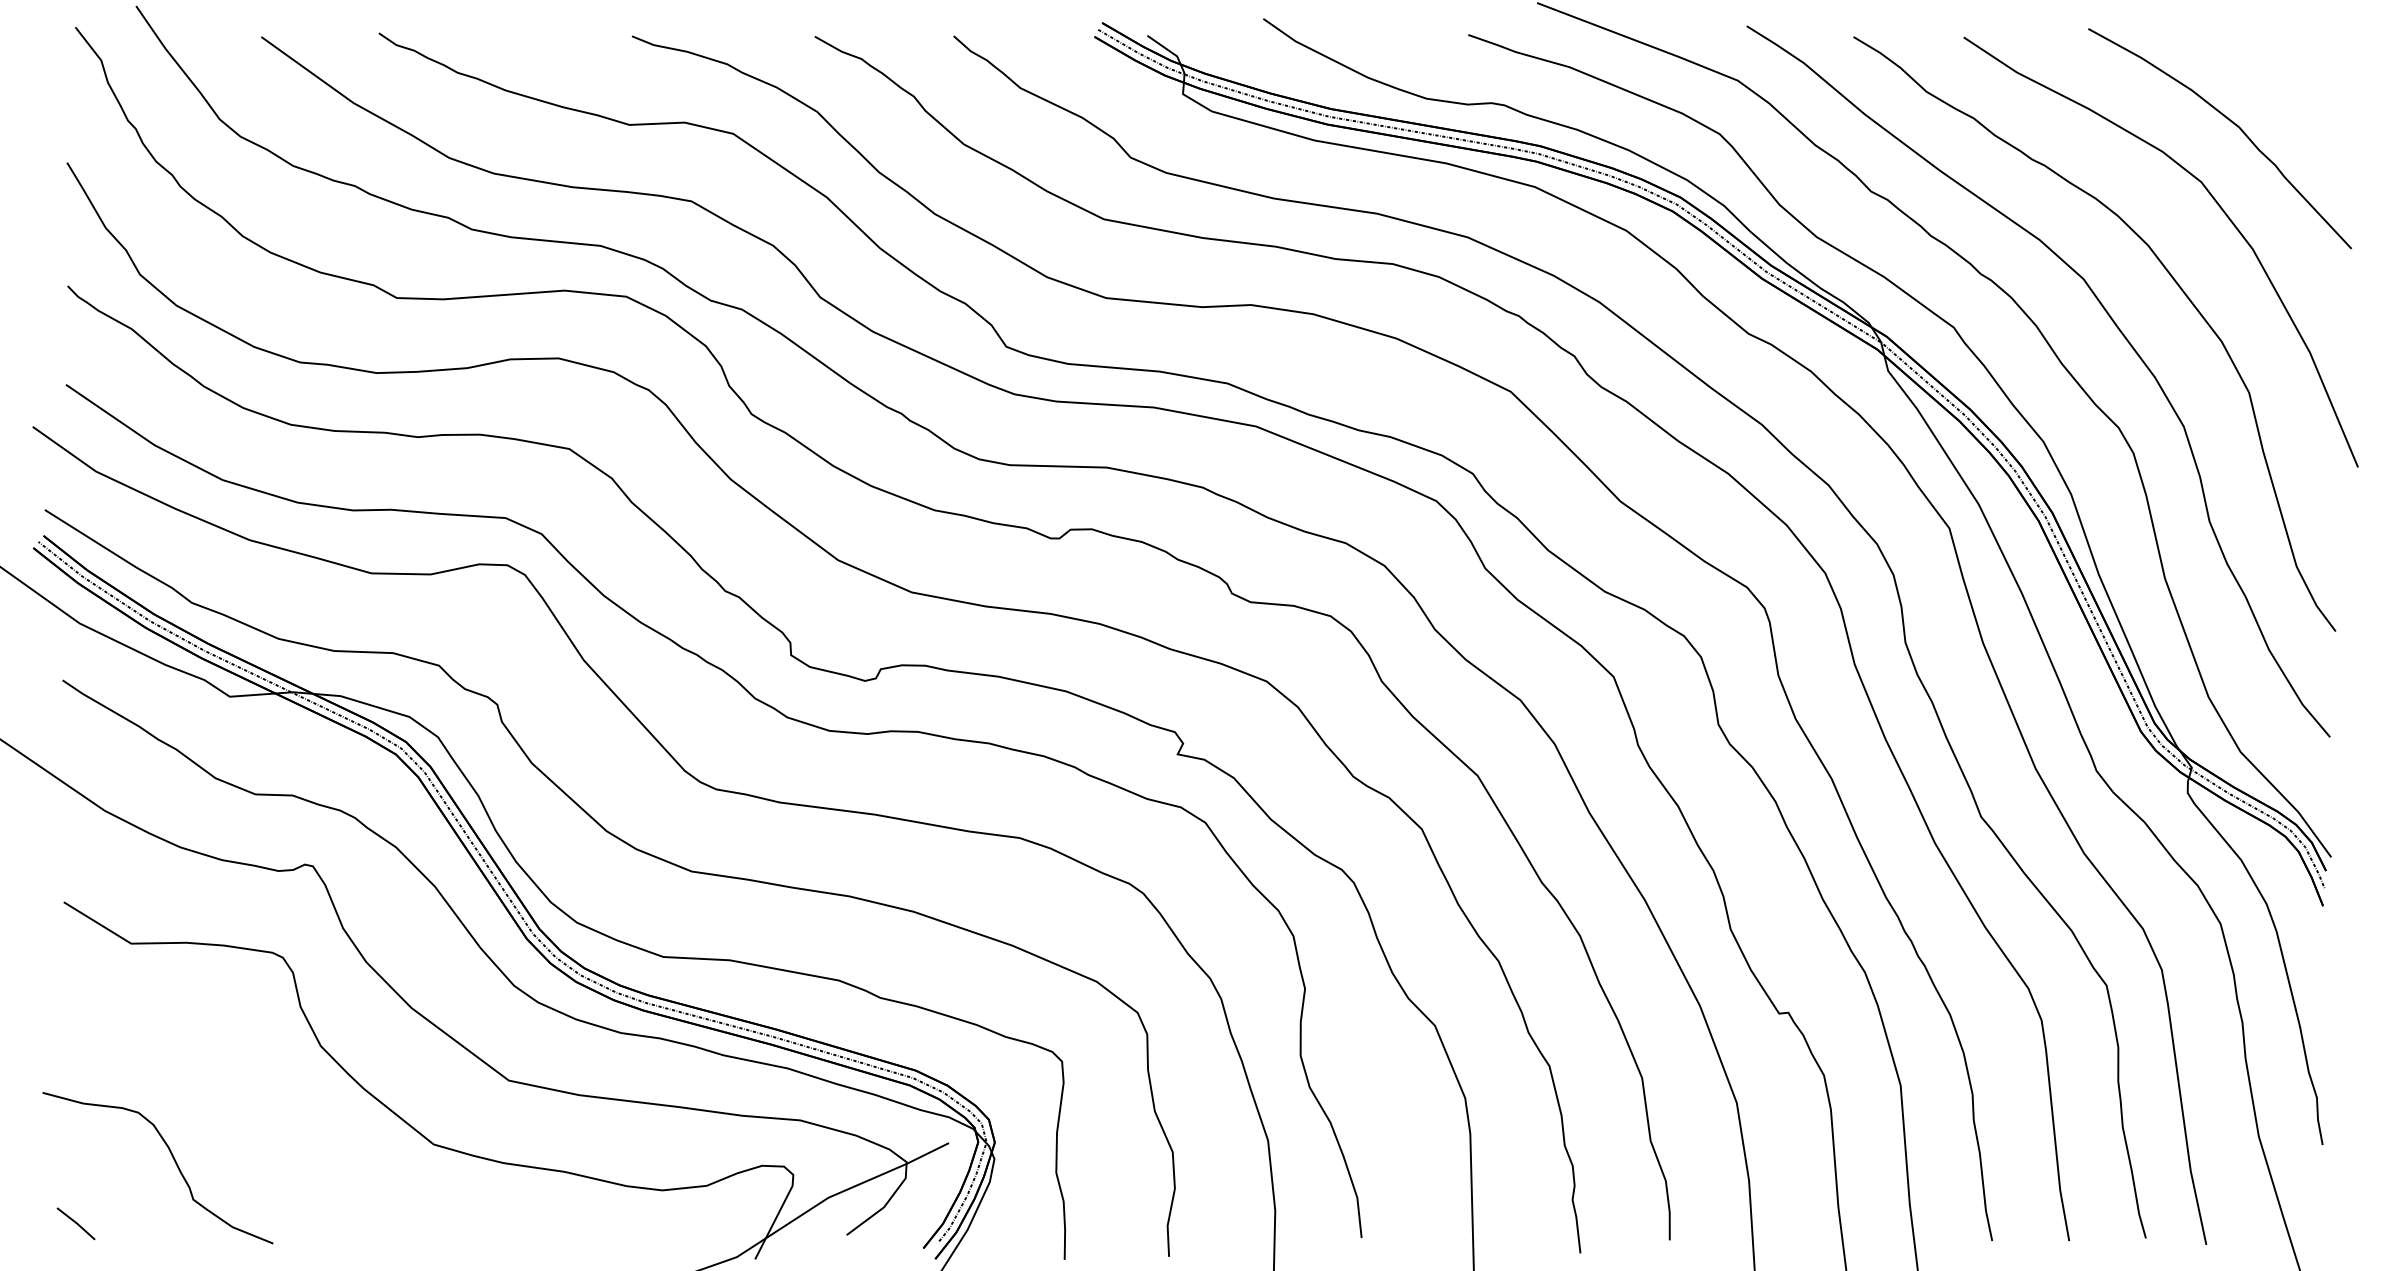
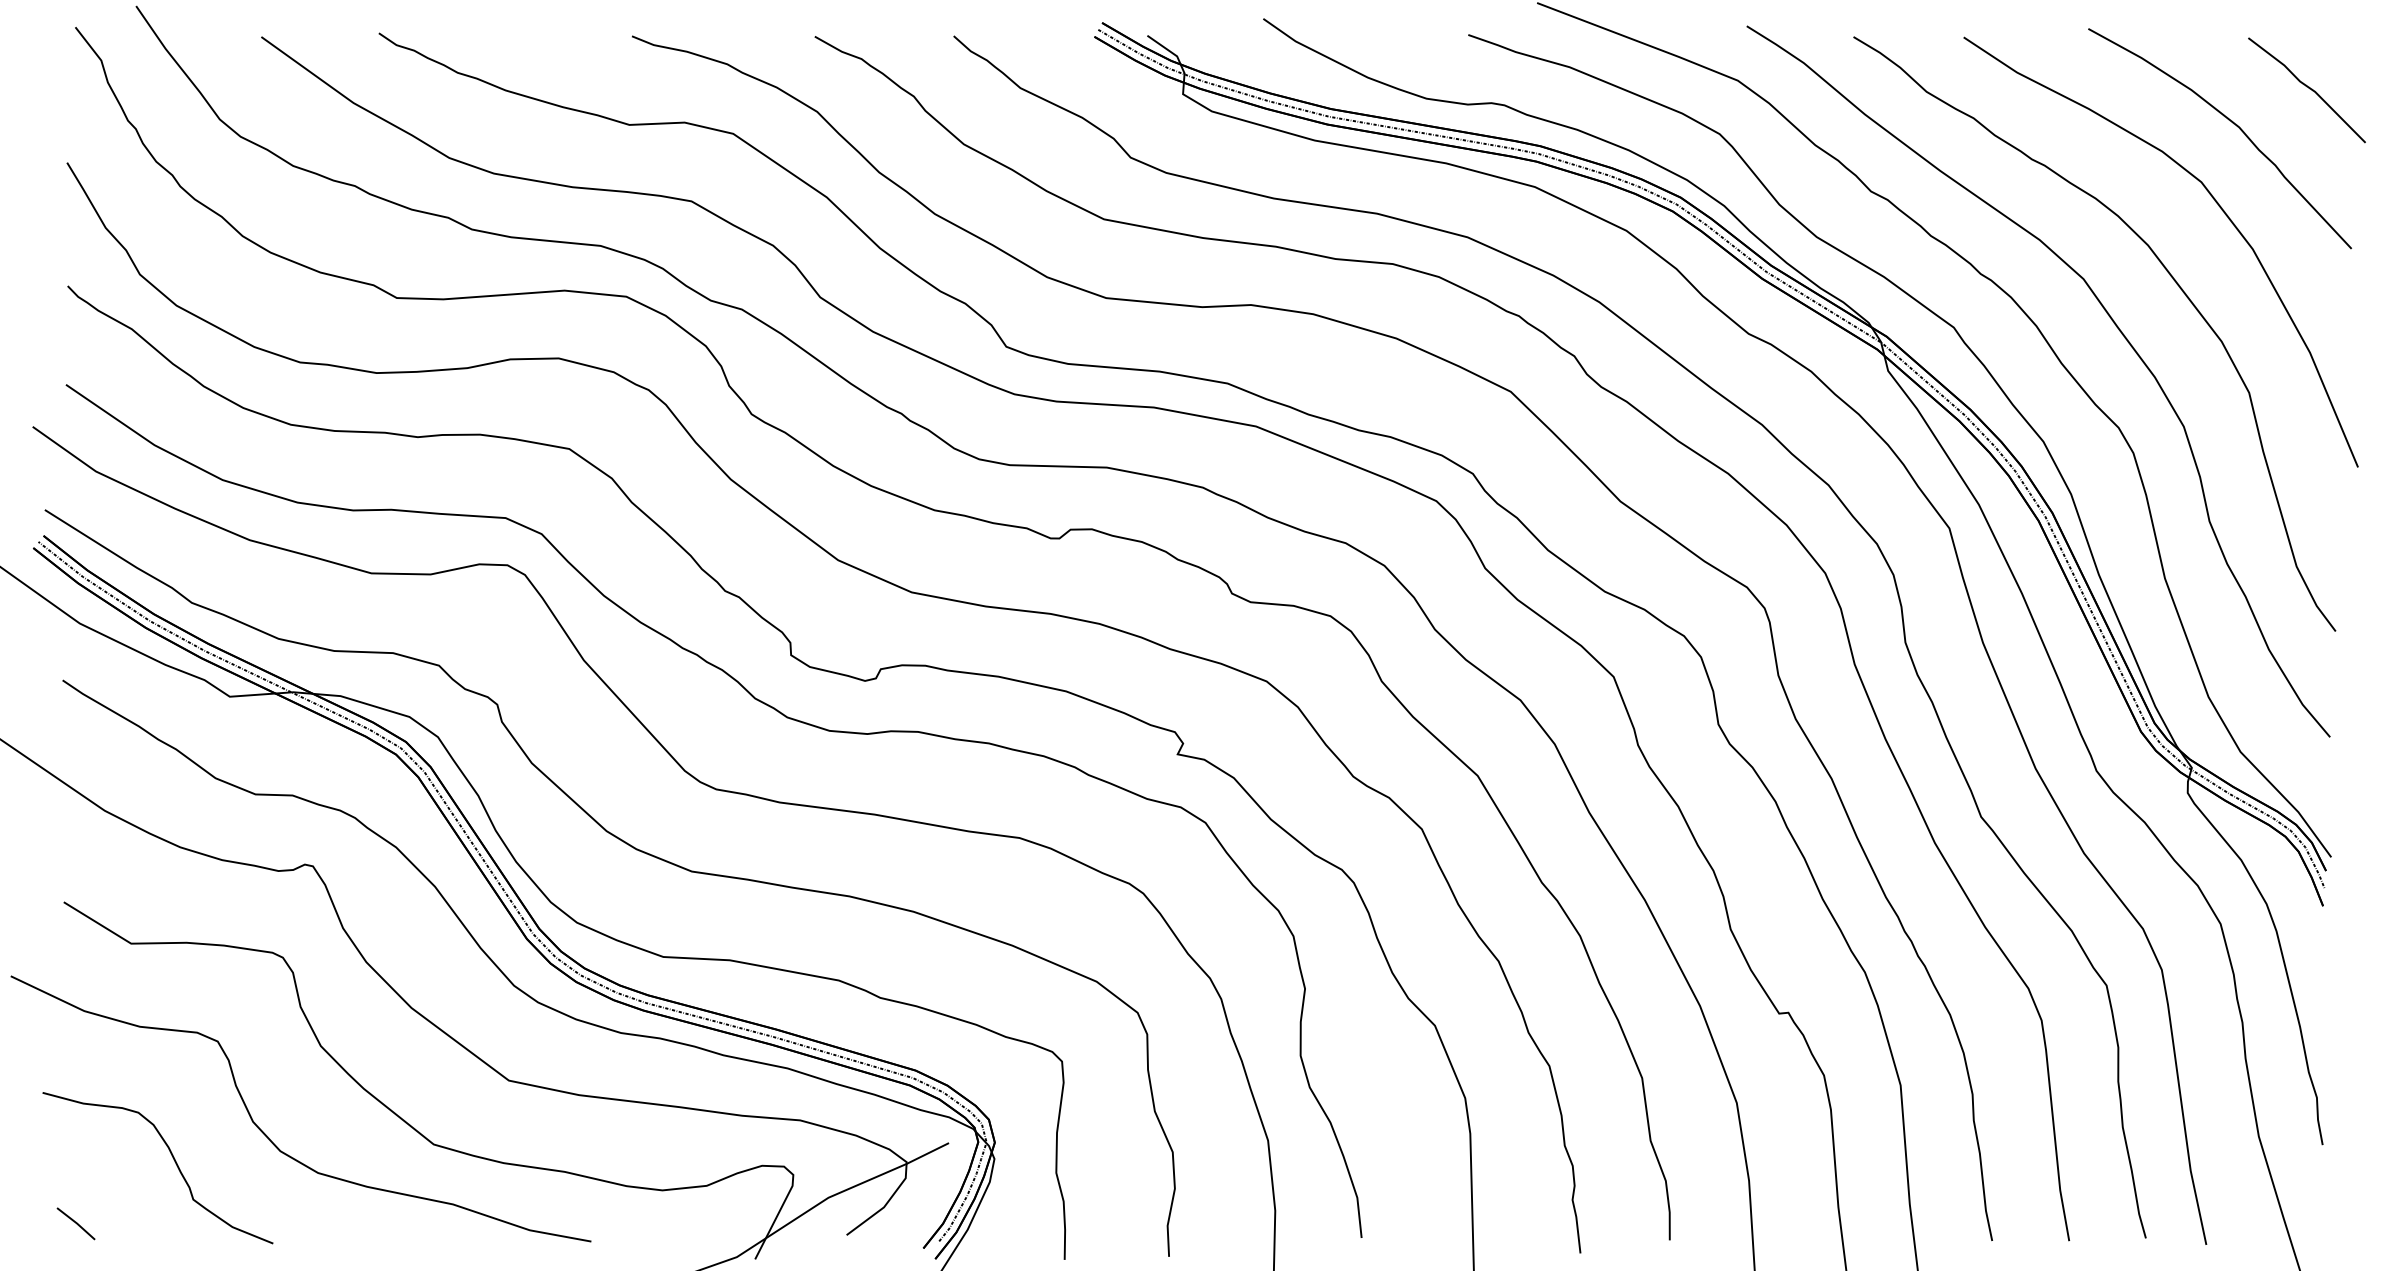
part: none -> present (2306, 90)
part: none -> present (268, 1136)
